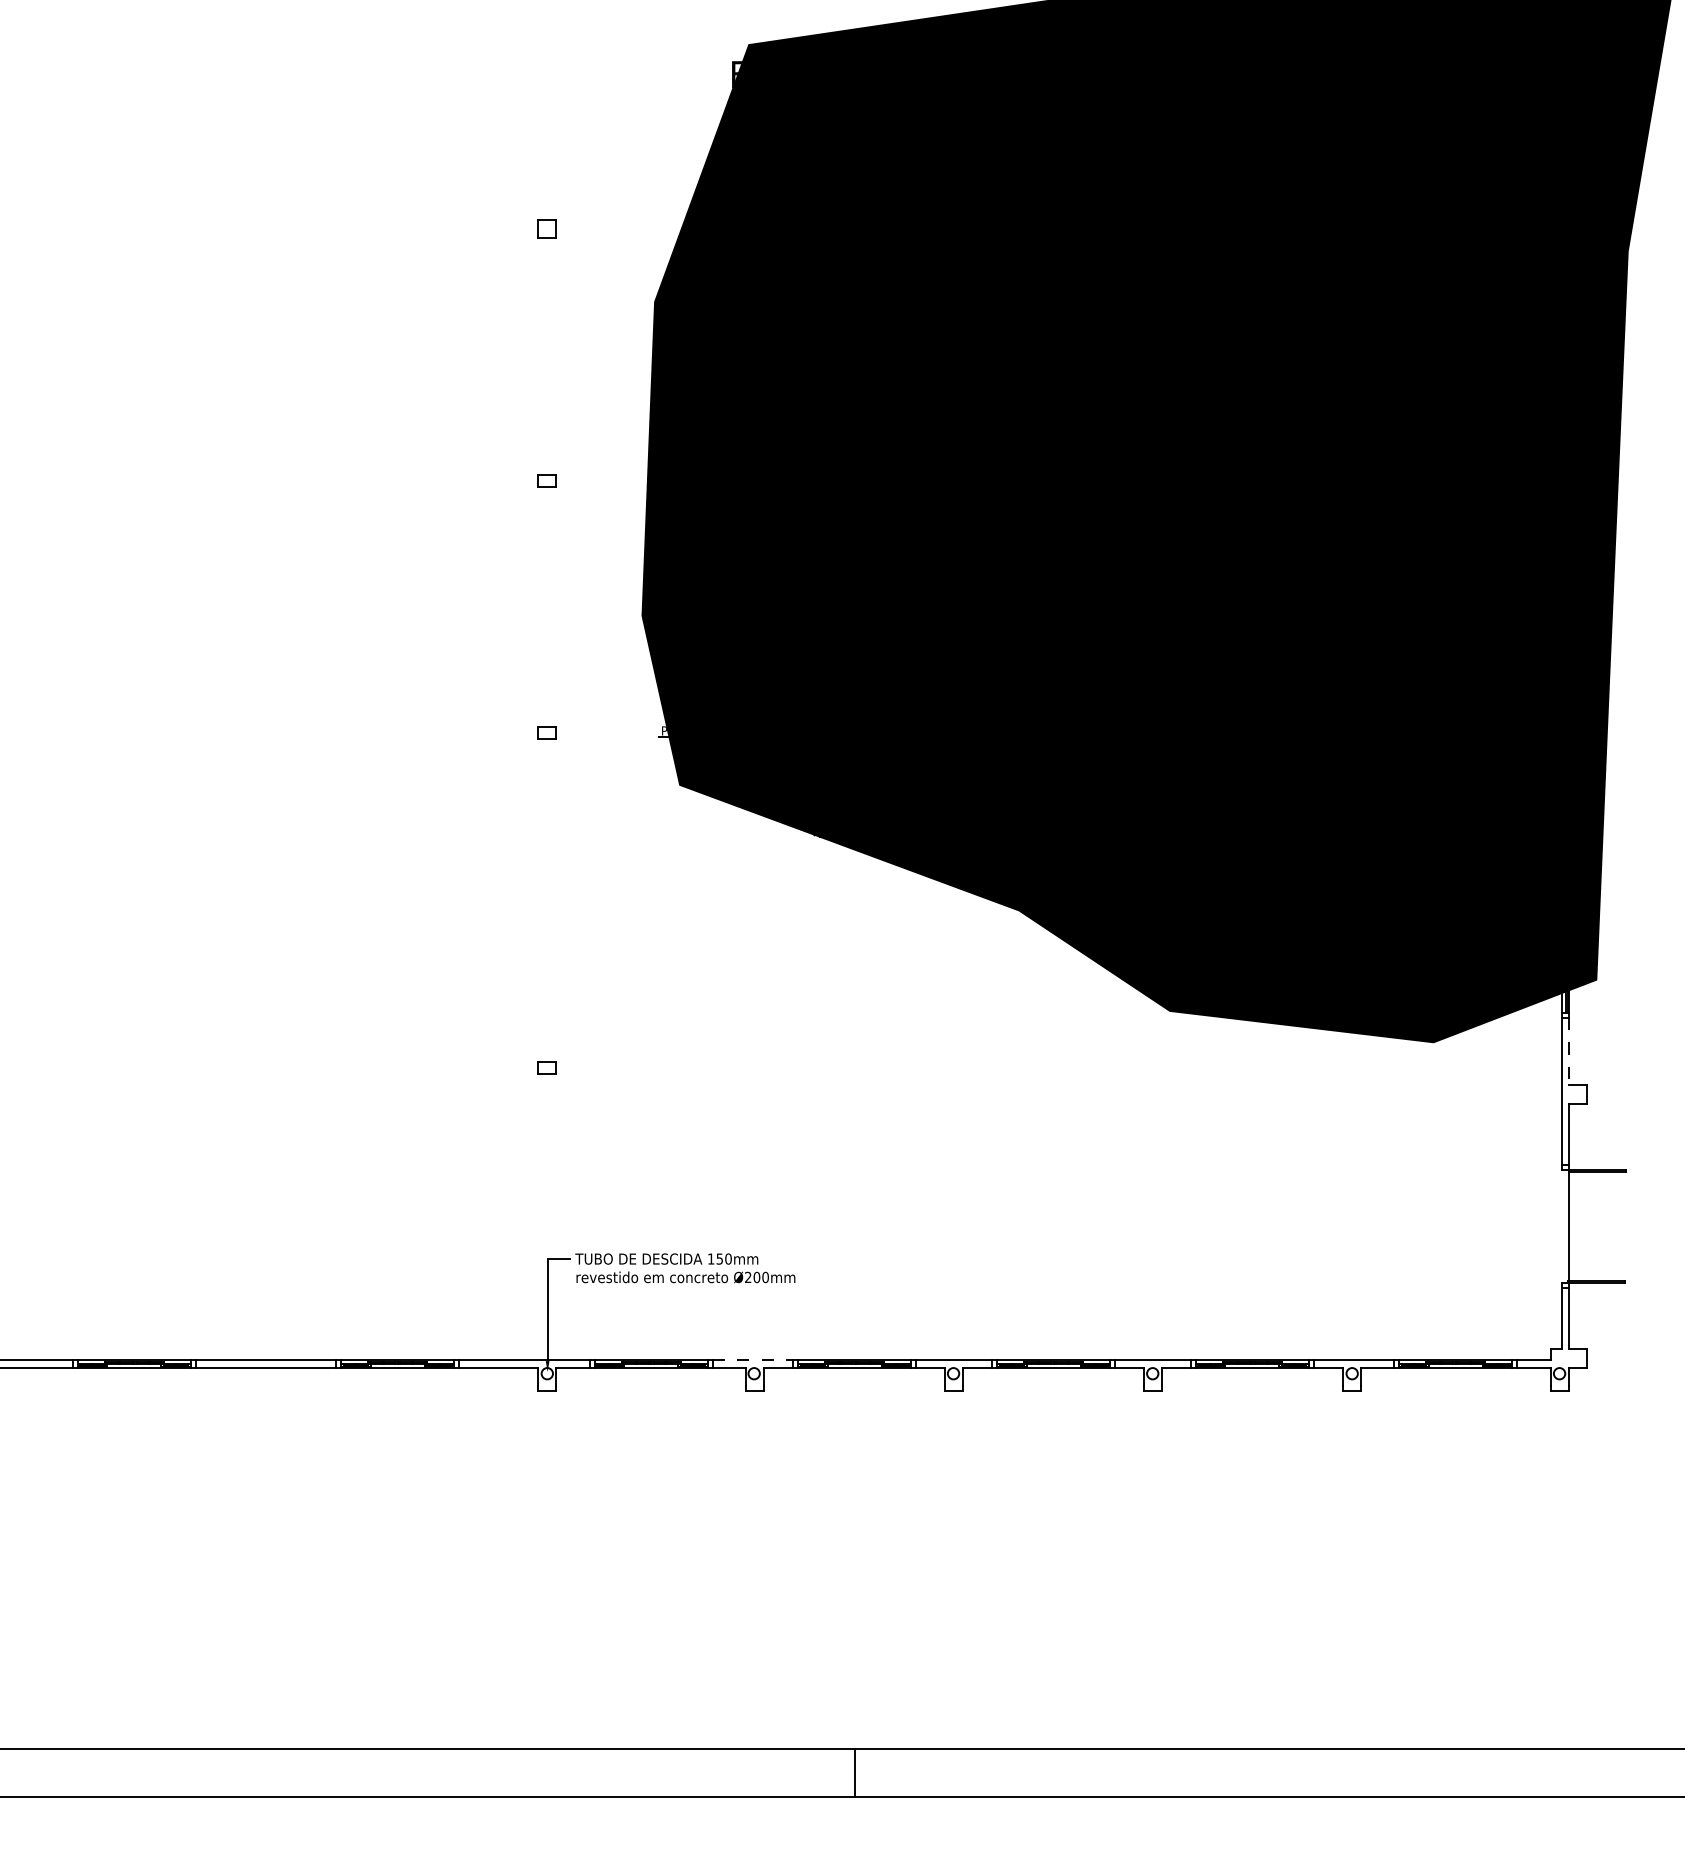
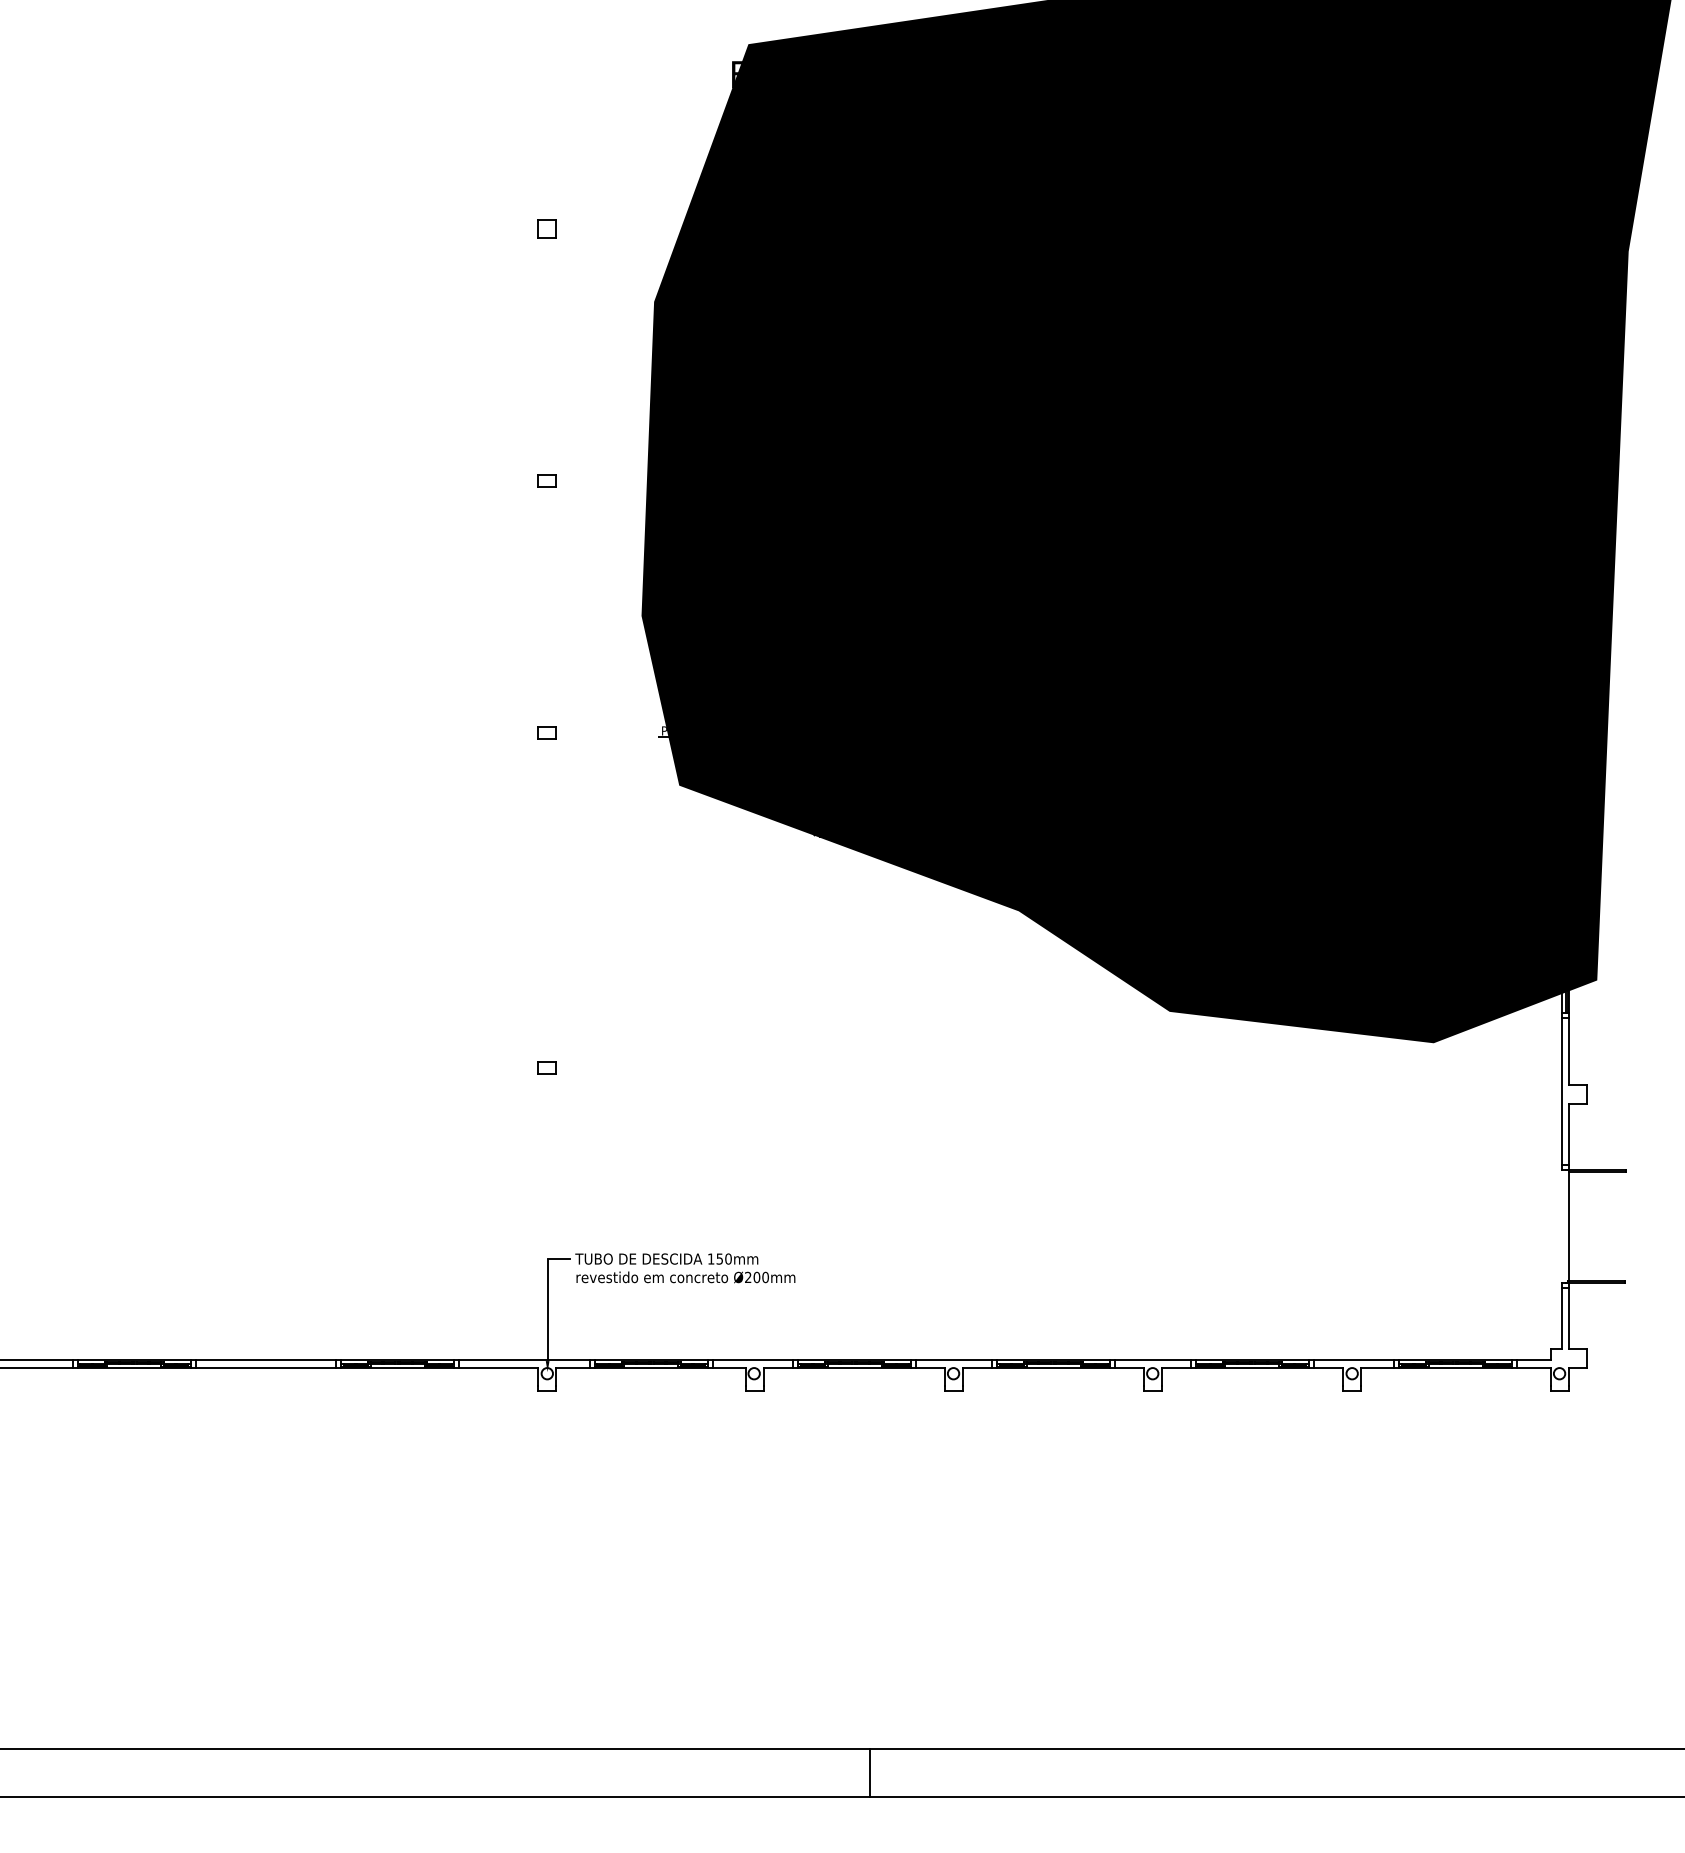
line: dashed -> solid (1569, 1051)
line: dashed -> solid (753, 1360)
line position: (855, 1773) -> (870, 1773) (870, 1773)
